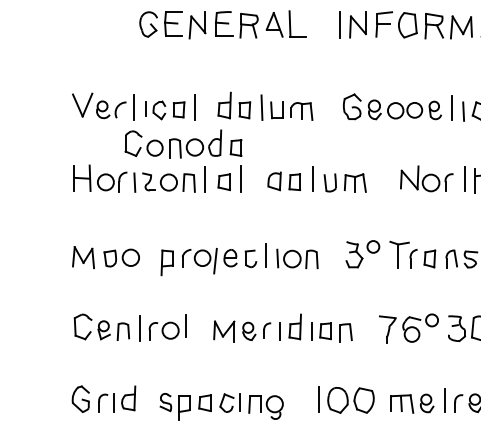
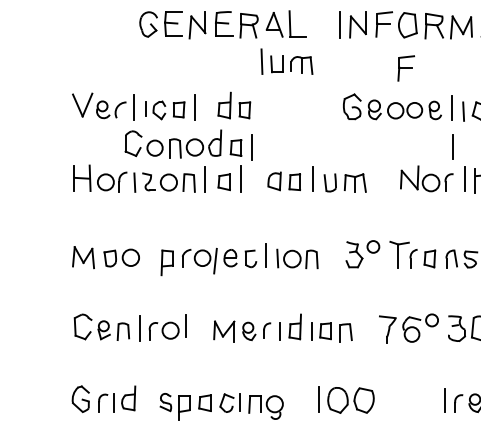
part: none -> present (405, 68)
part position: (286, 107) -> (286, 61) (286, 61)
line: none -> present (452, 146)
line: none -> present (251, 147)
part: present -> none (412, 403)
